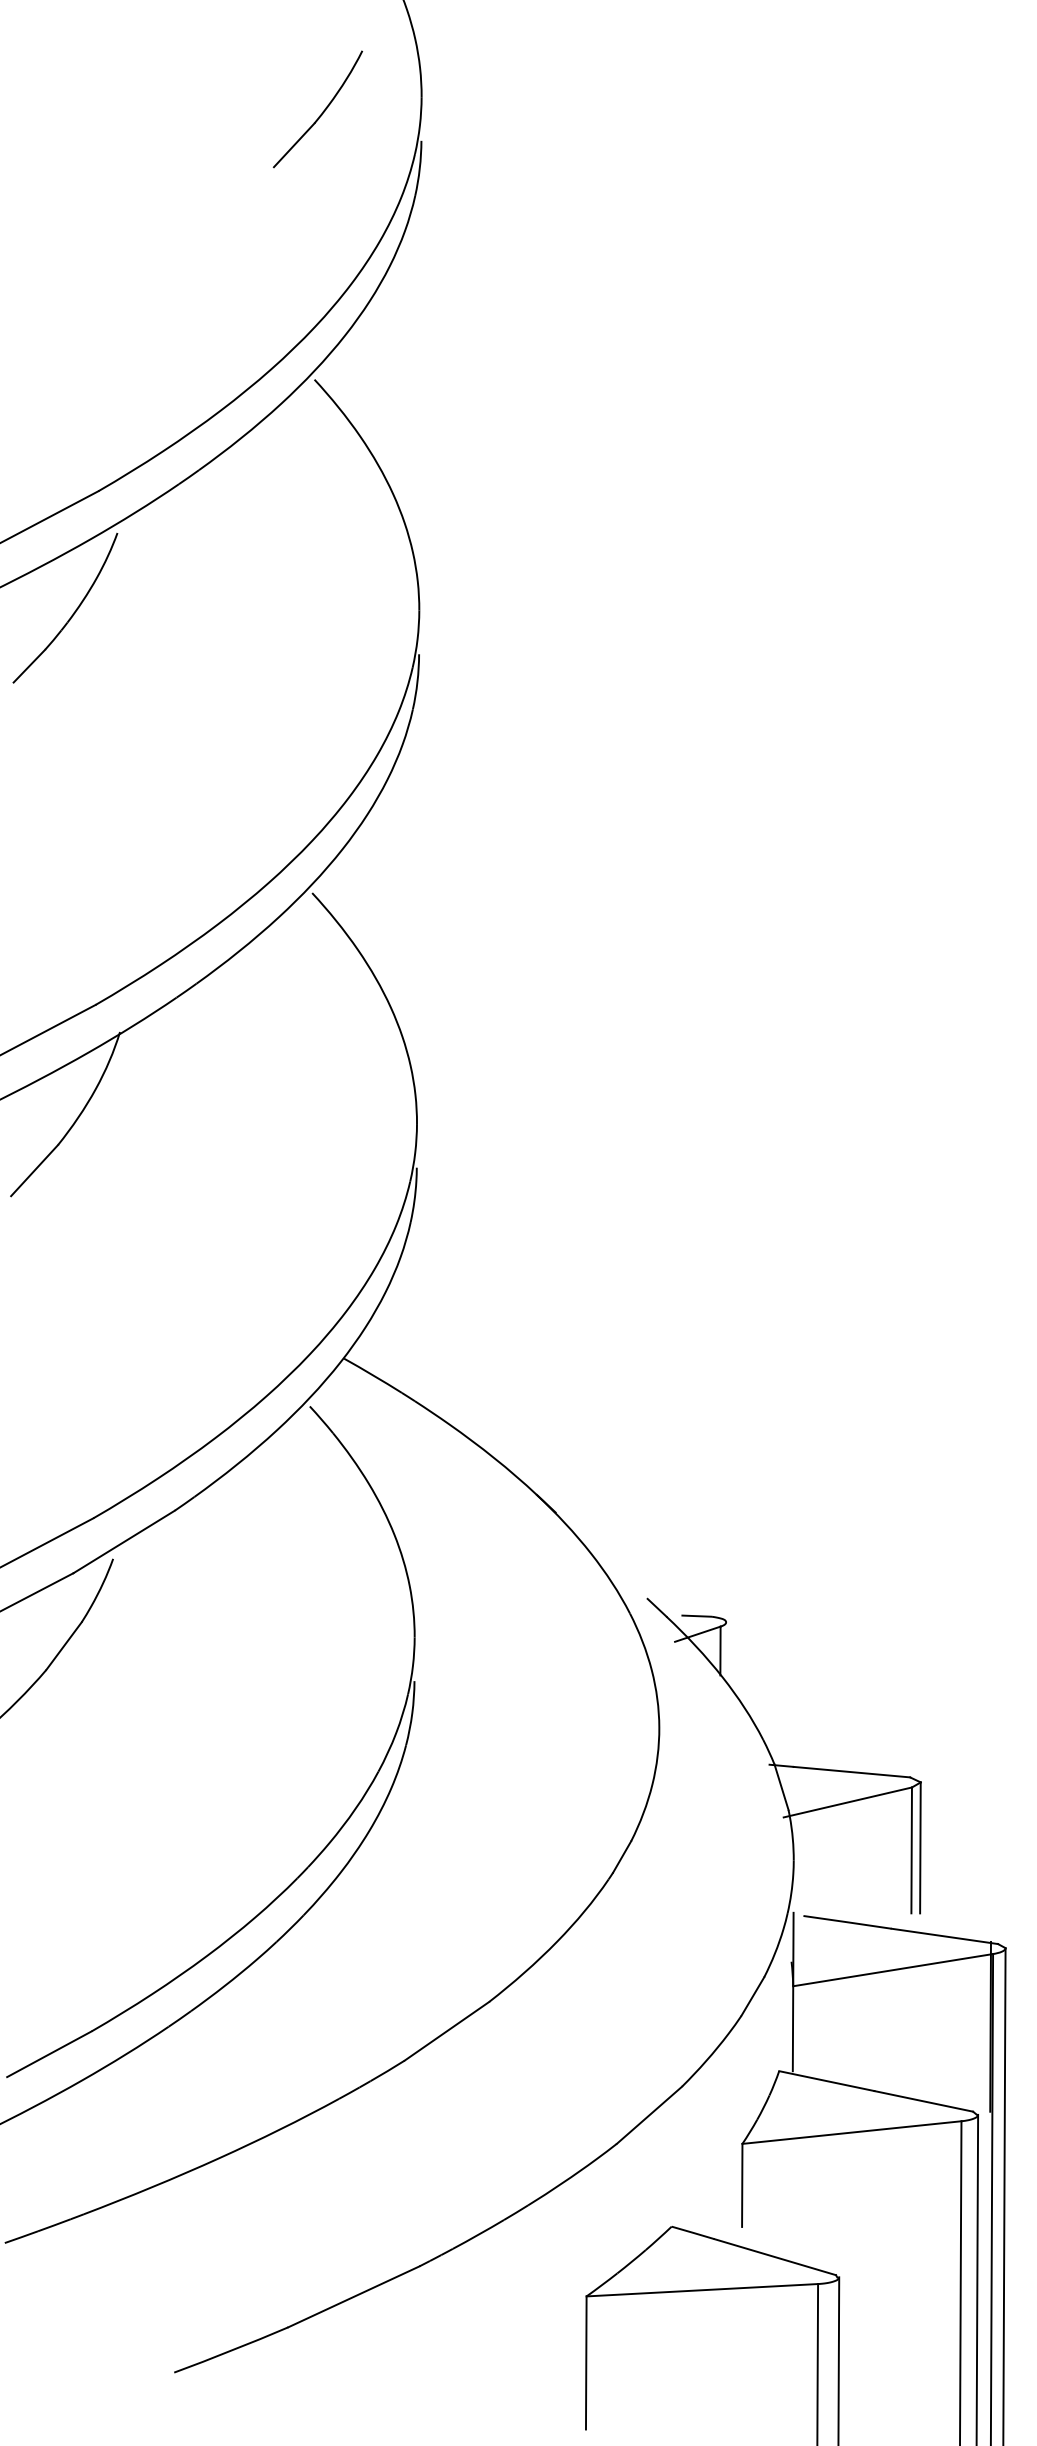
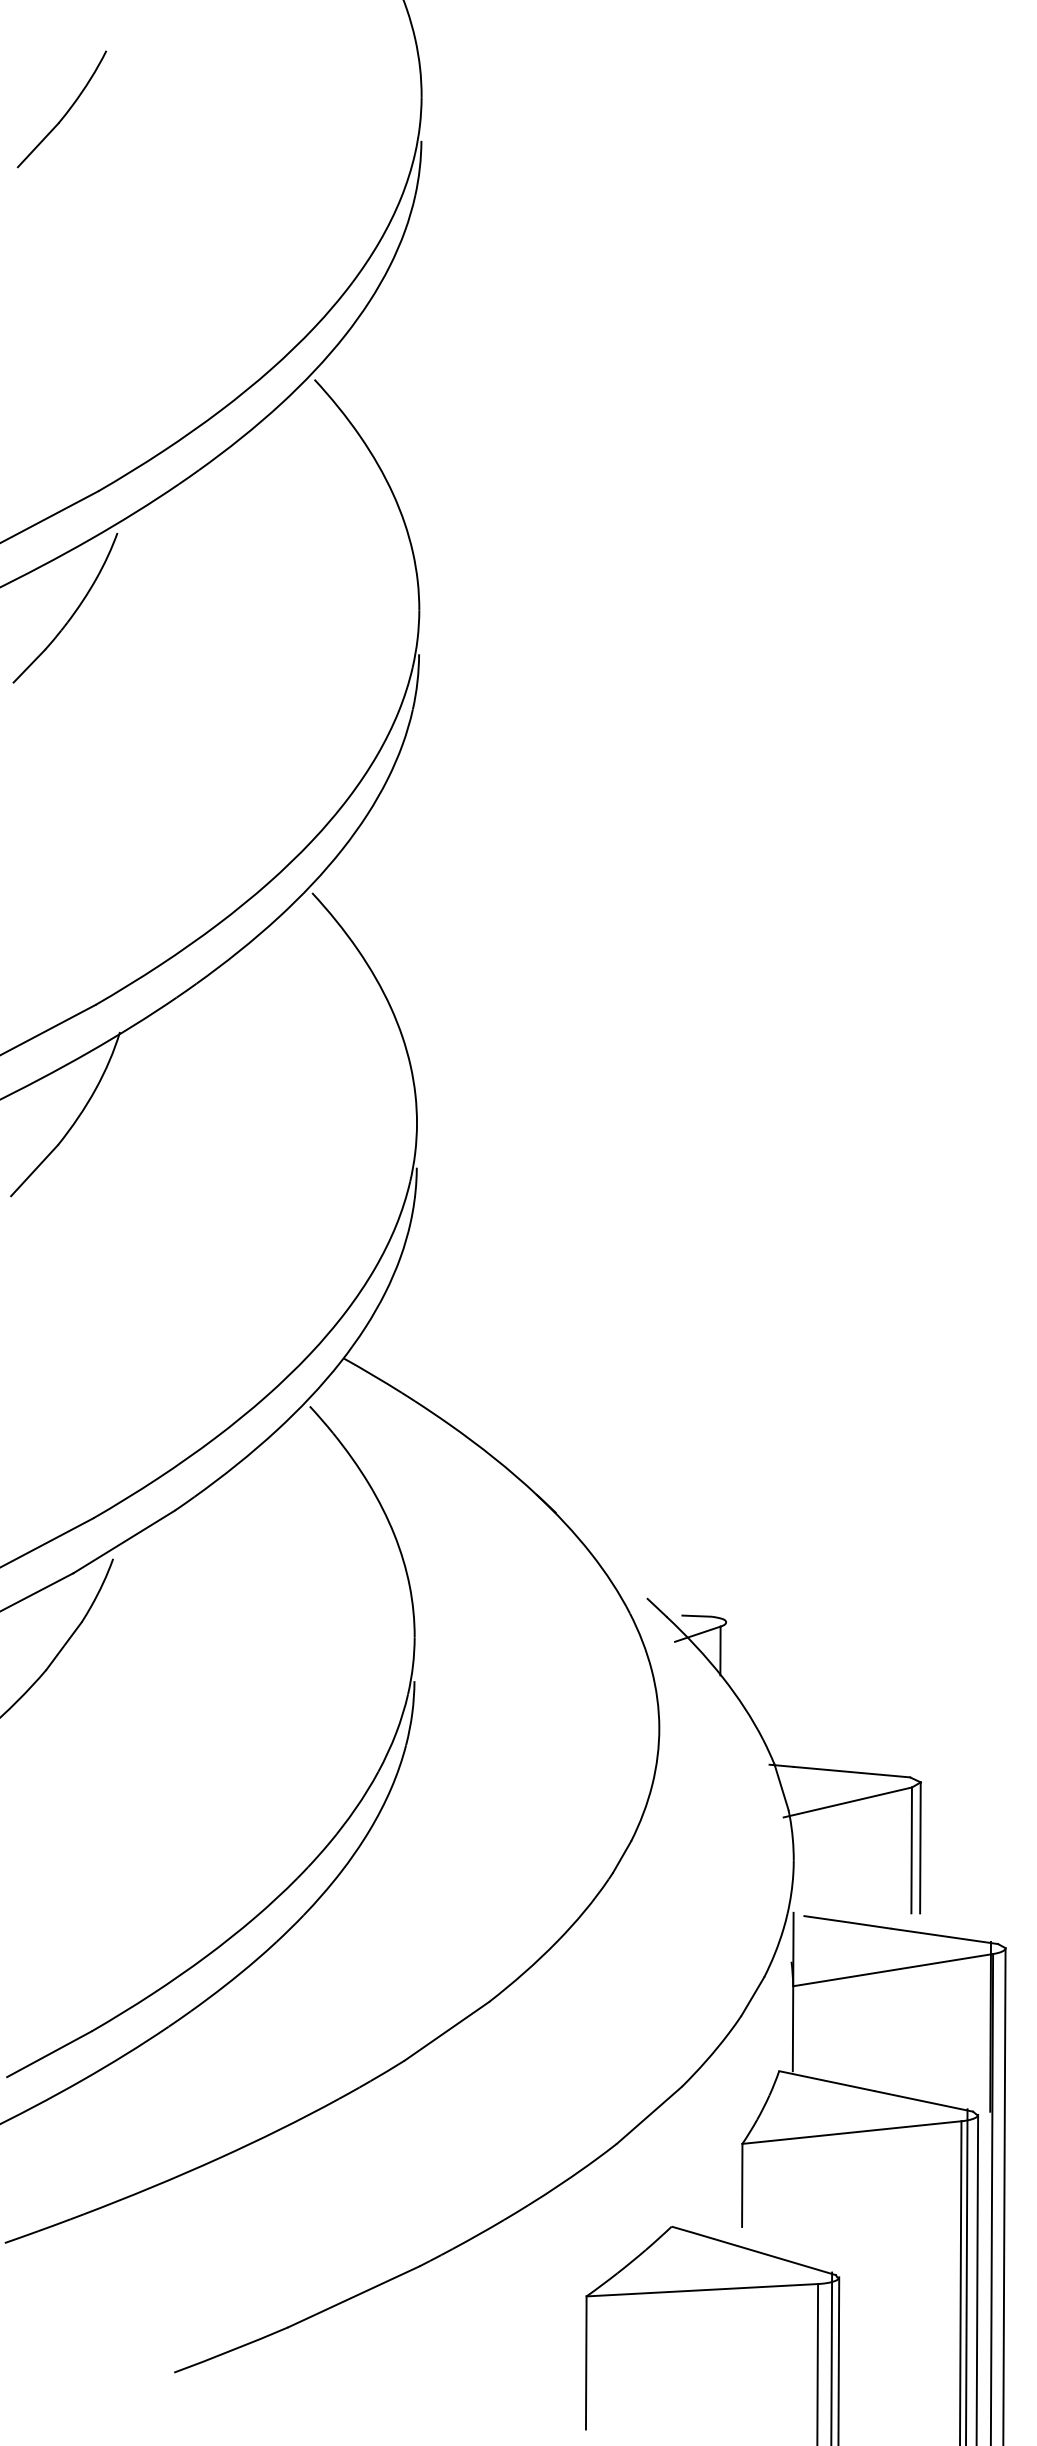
part position: (317, 109) -> (61, 109) (61, 109)
line: none -> present (966, 2275)
line: none -> present (831, 2357)
